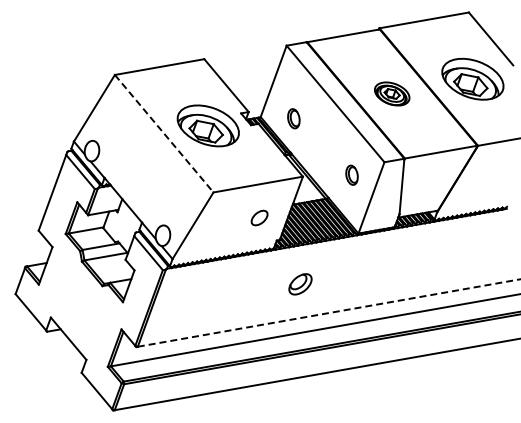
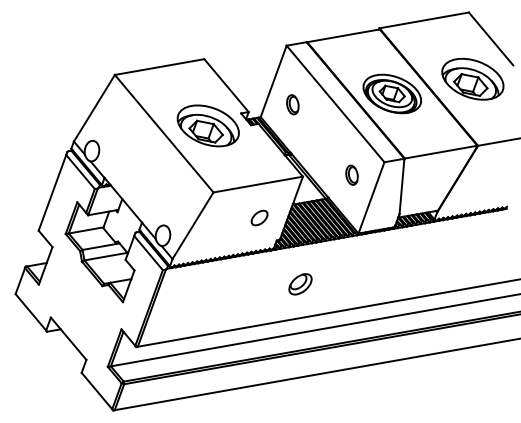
part size: 37x26 px -> 60x42 px (391, 93)
part position: (293, 118) -> (292, 104) (292, 104)
line: dashed -> solid (164, 133)
line: dashed -> solid (329, 312)
